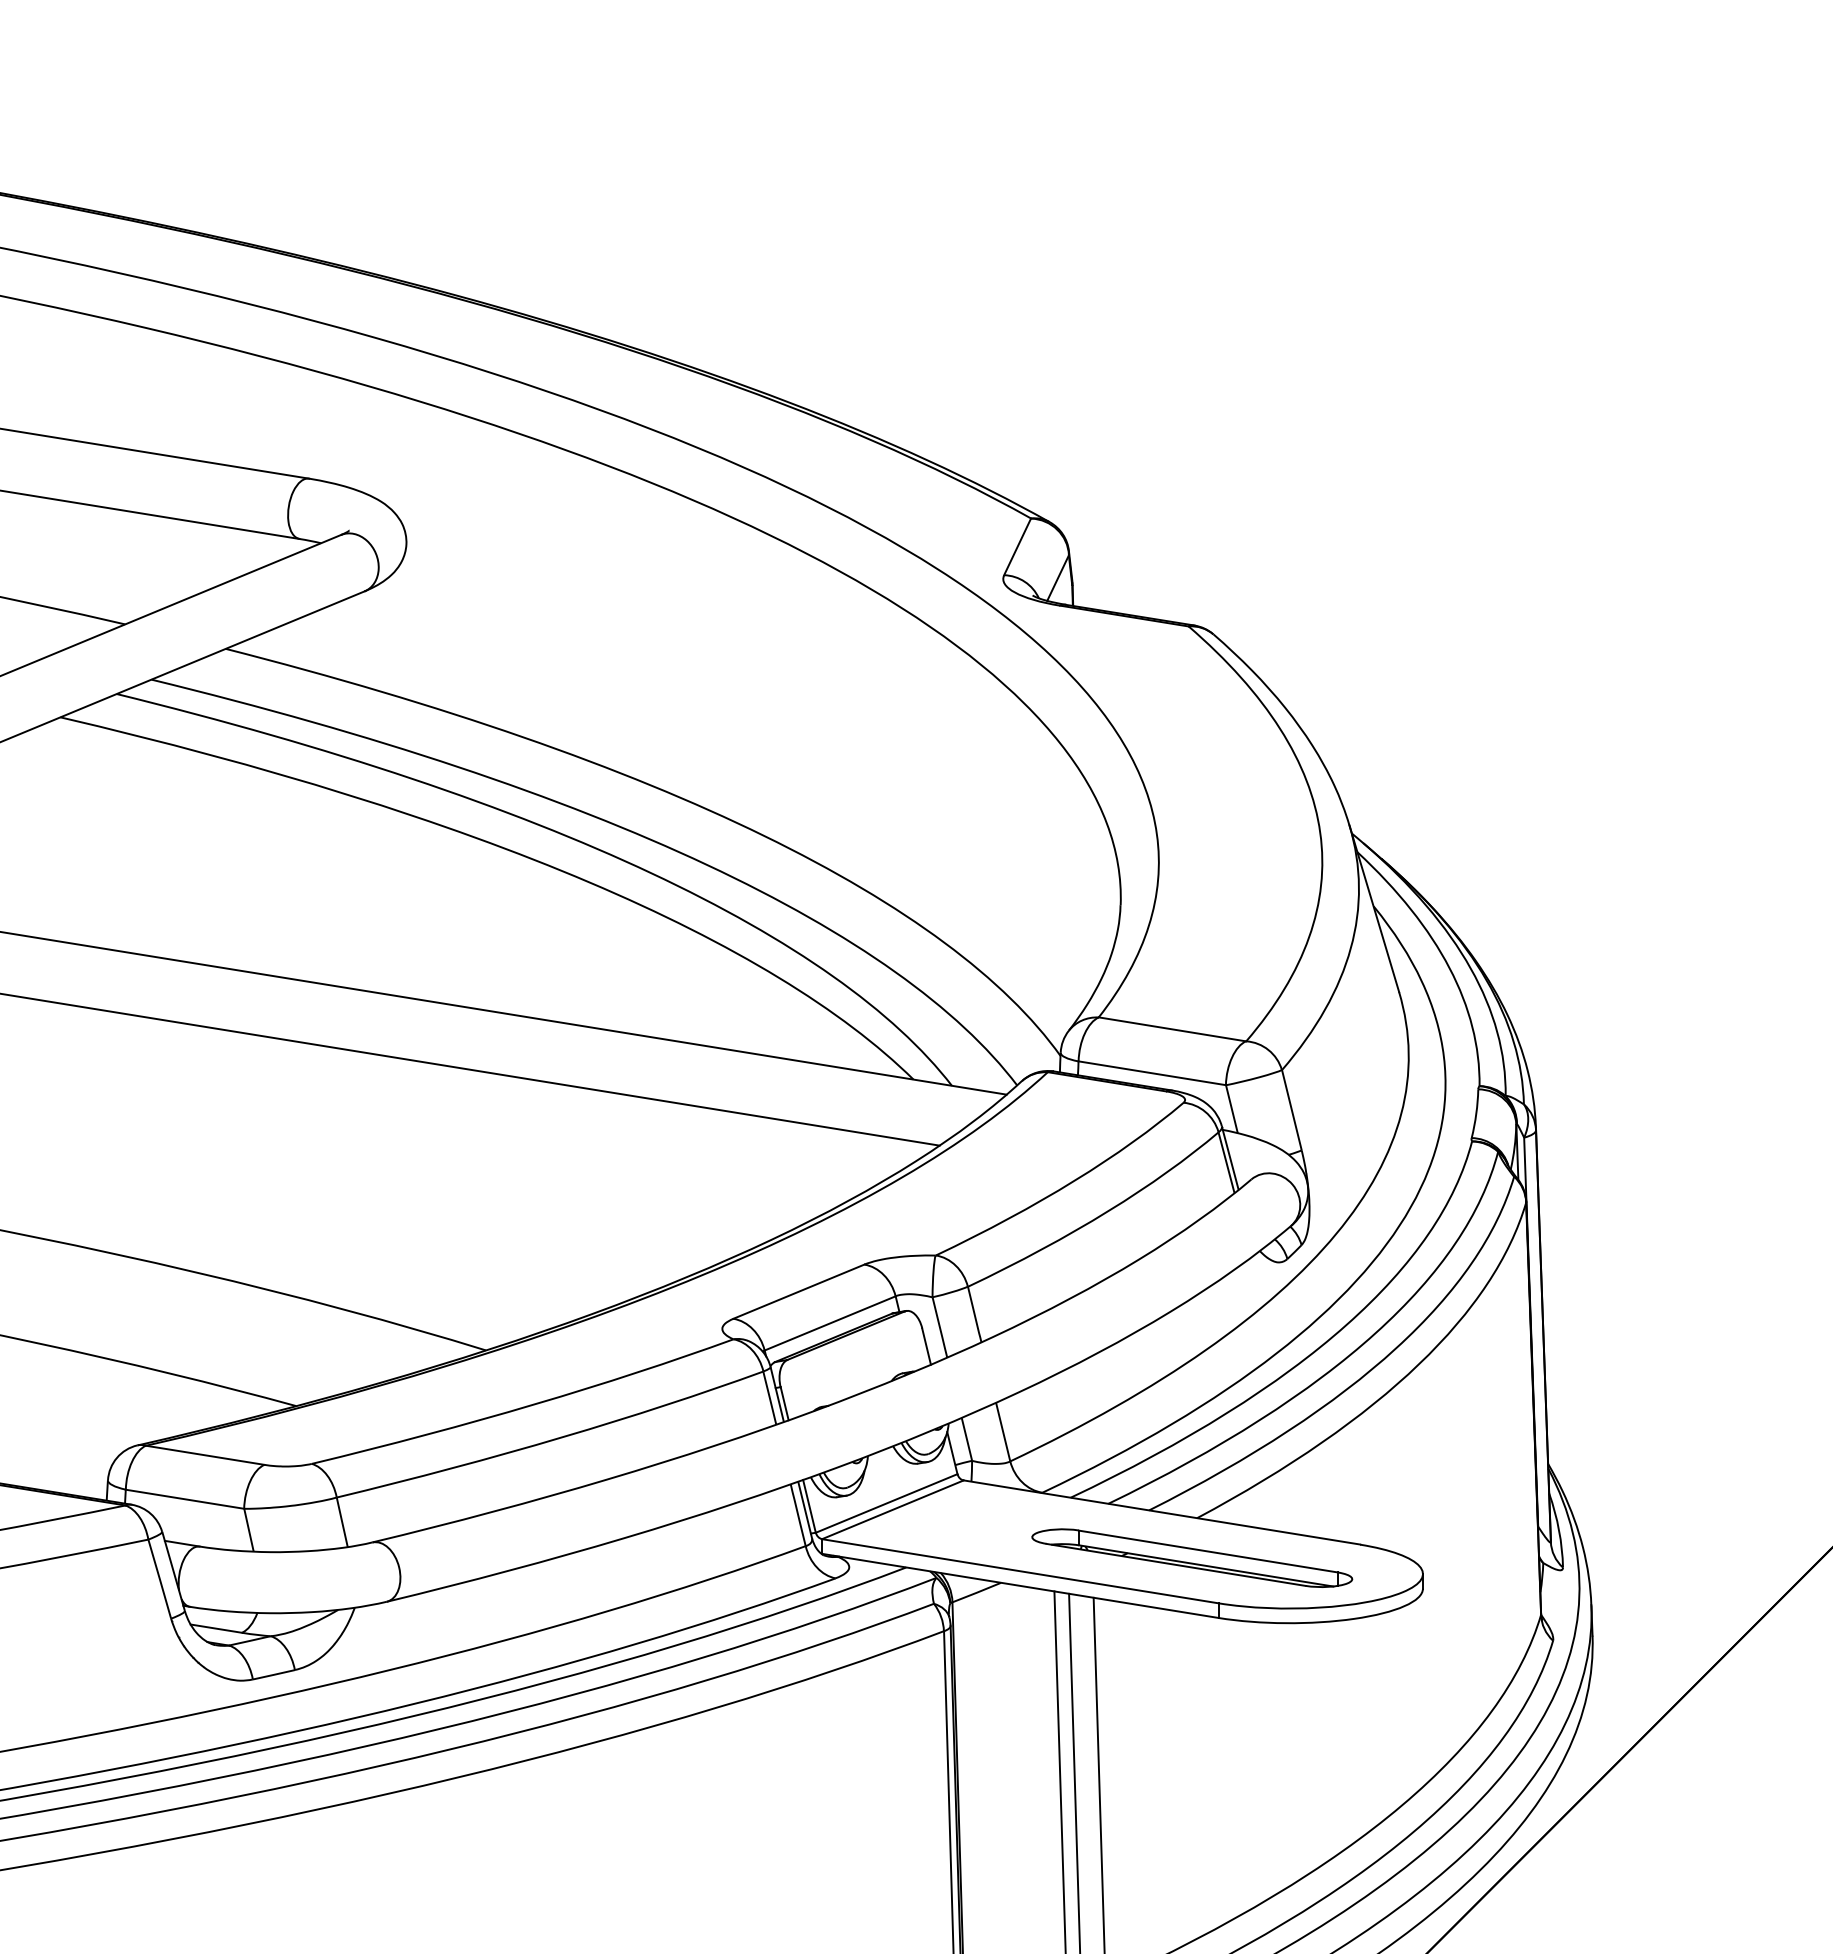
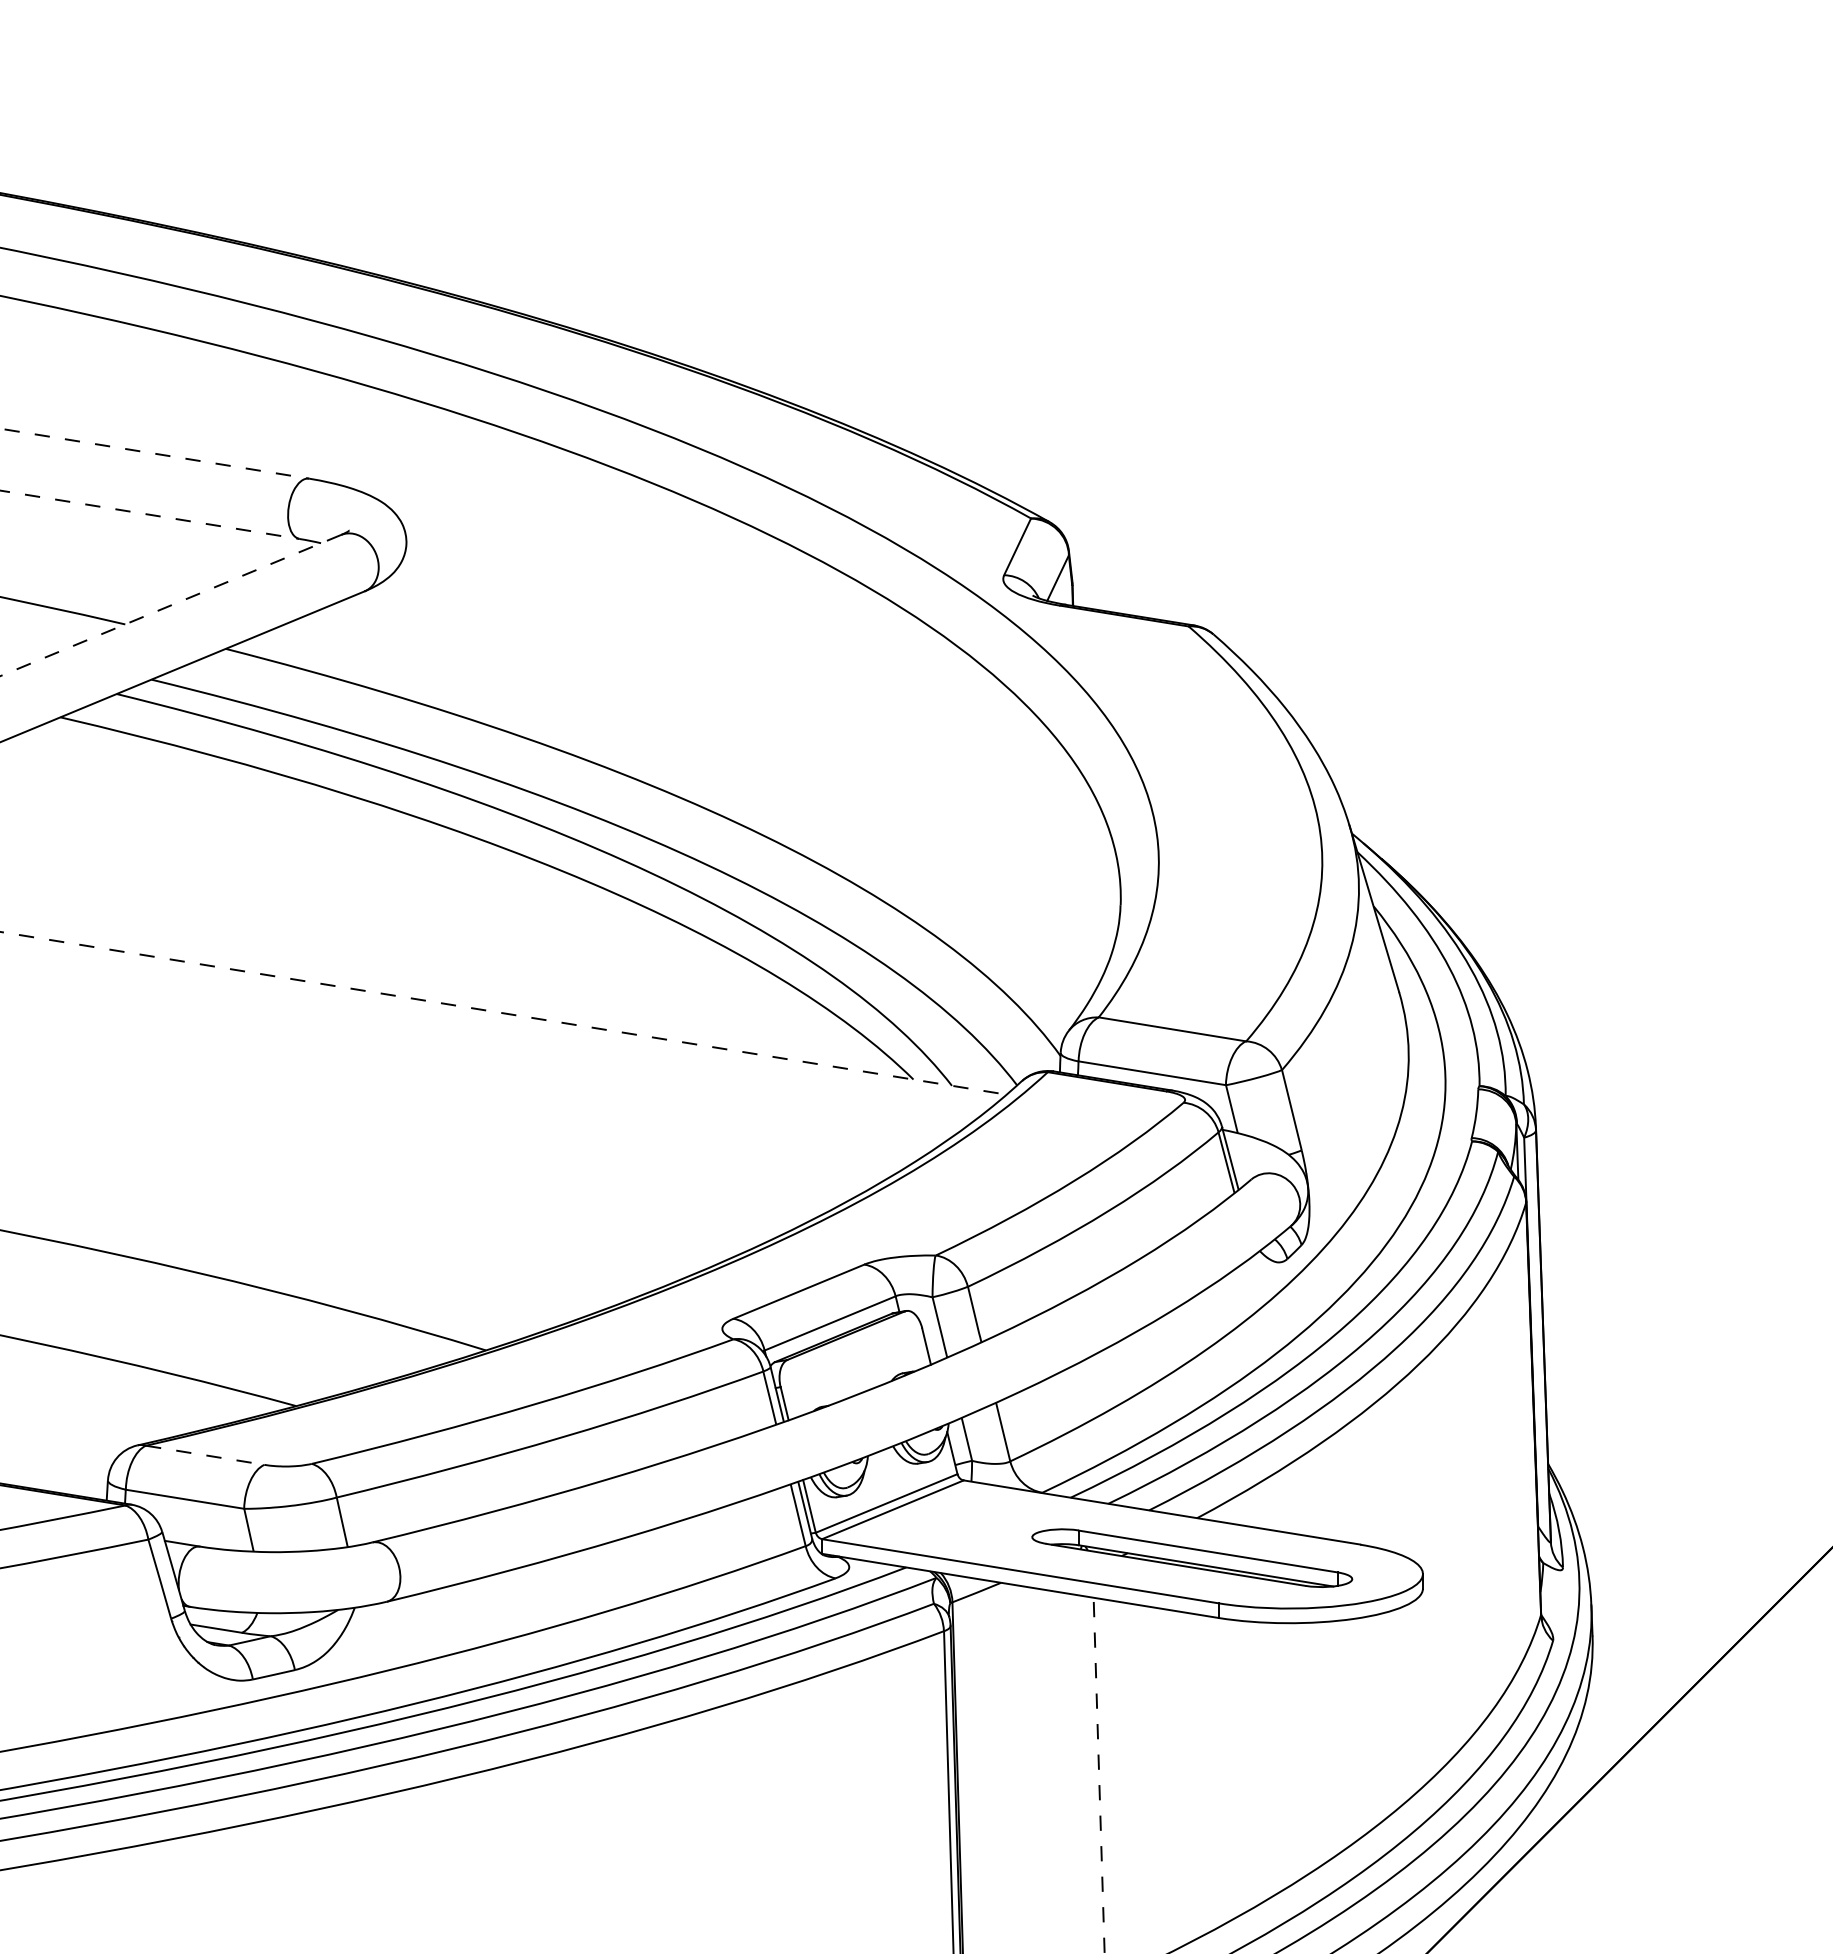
line: solid -> dashed (155, 453)
line: solid -> dashed (150, 514)
line: solid -> dashed (170, 605)
line: solid -> dashed (504, 1013)
line: present -> none (470, 1069)
line: solid -> dashed (205, 1455)
line: present -> none (1059, 1770)
line: present -> none (1074, 1771)
line: solid -> dashed (1099, 1775)
